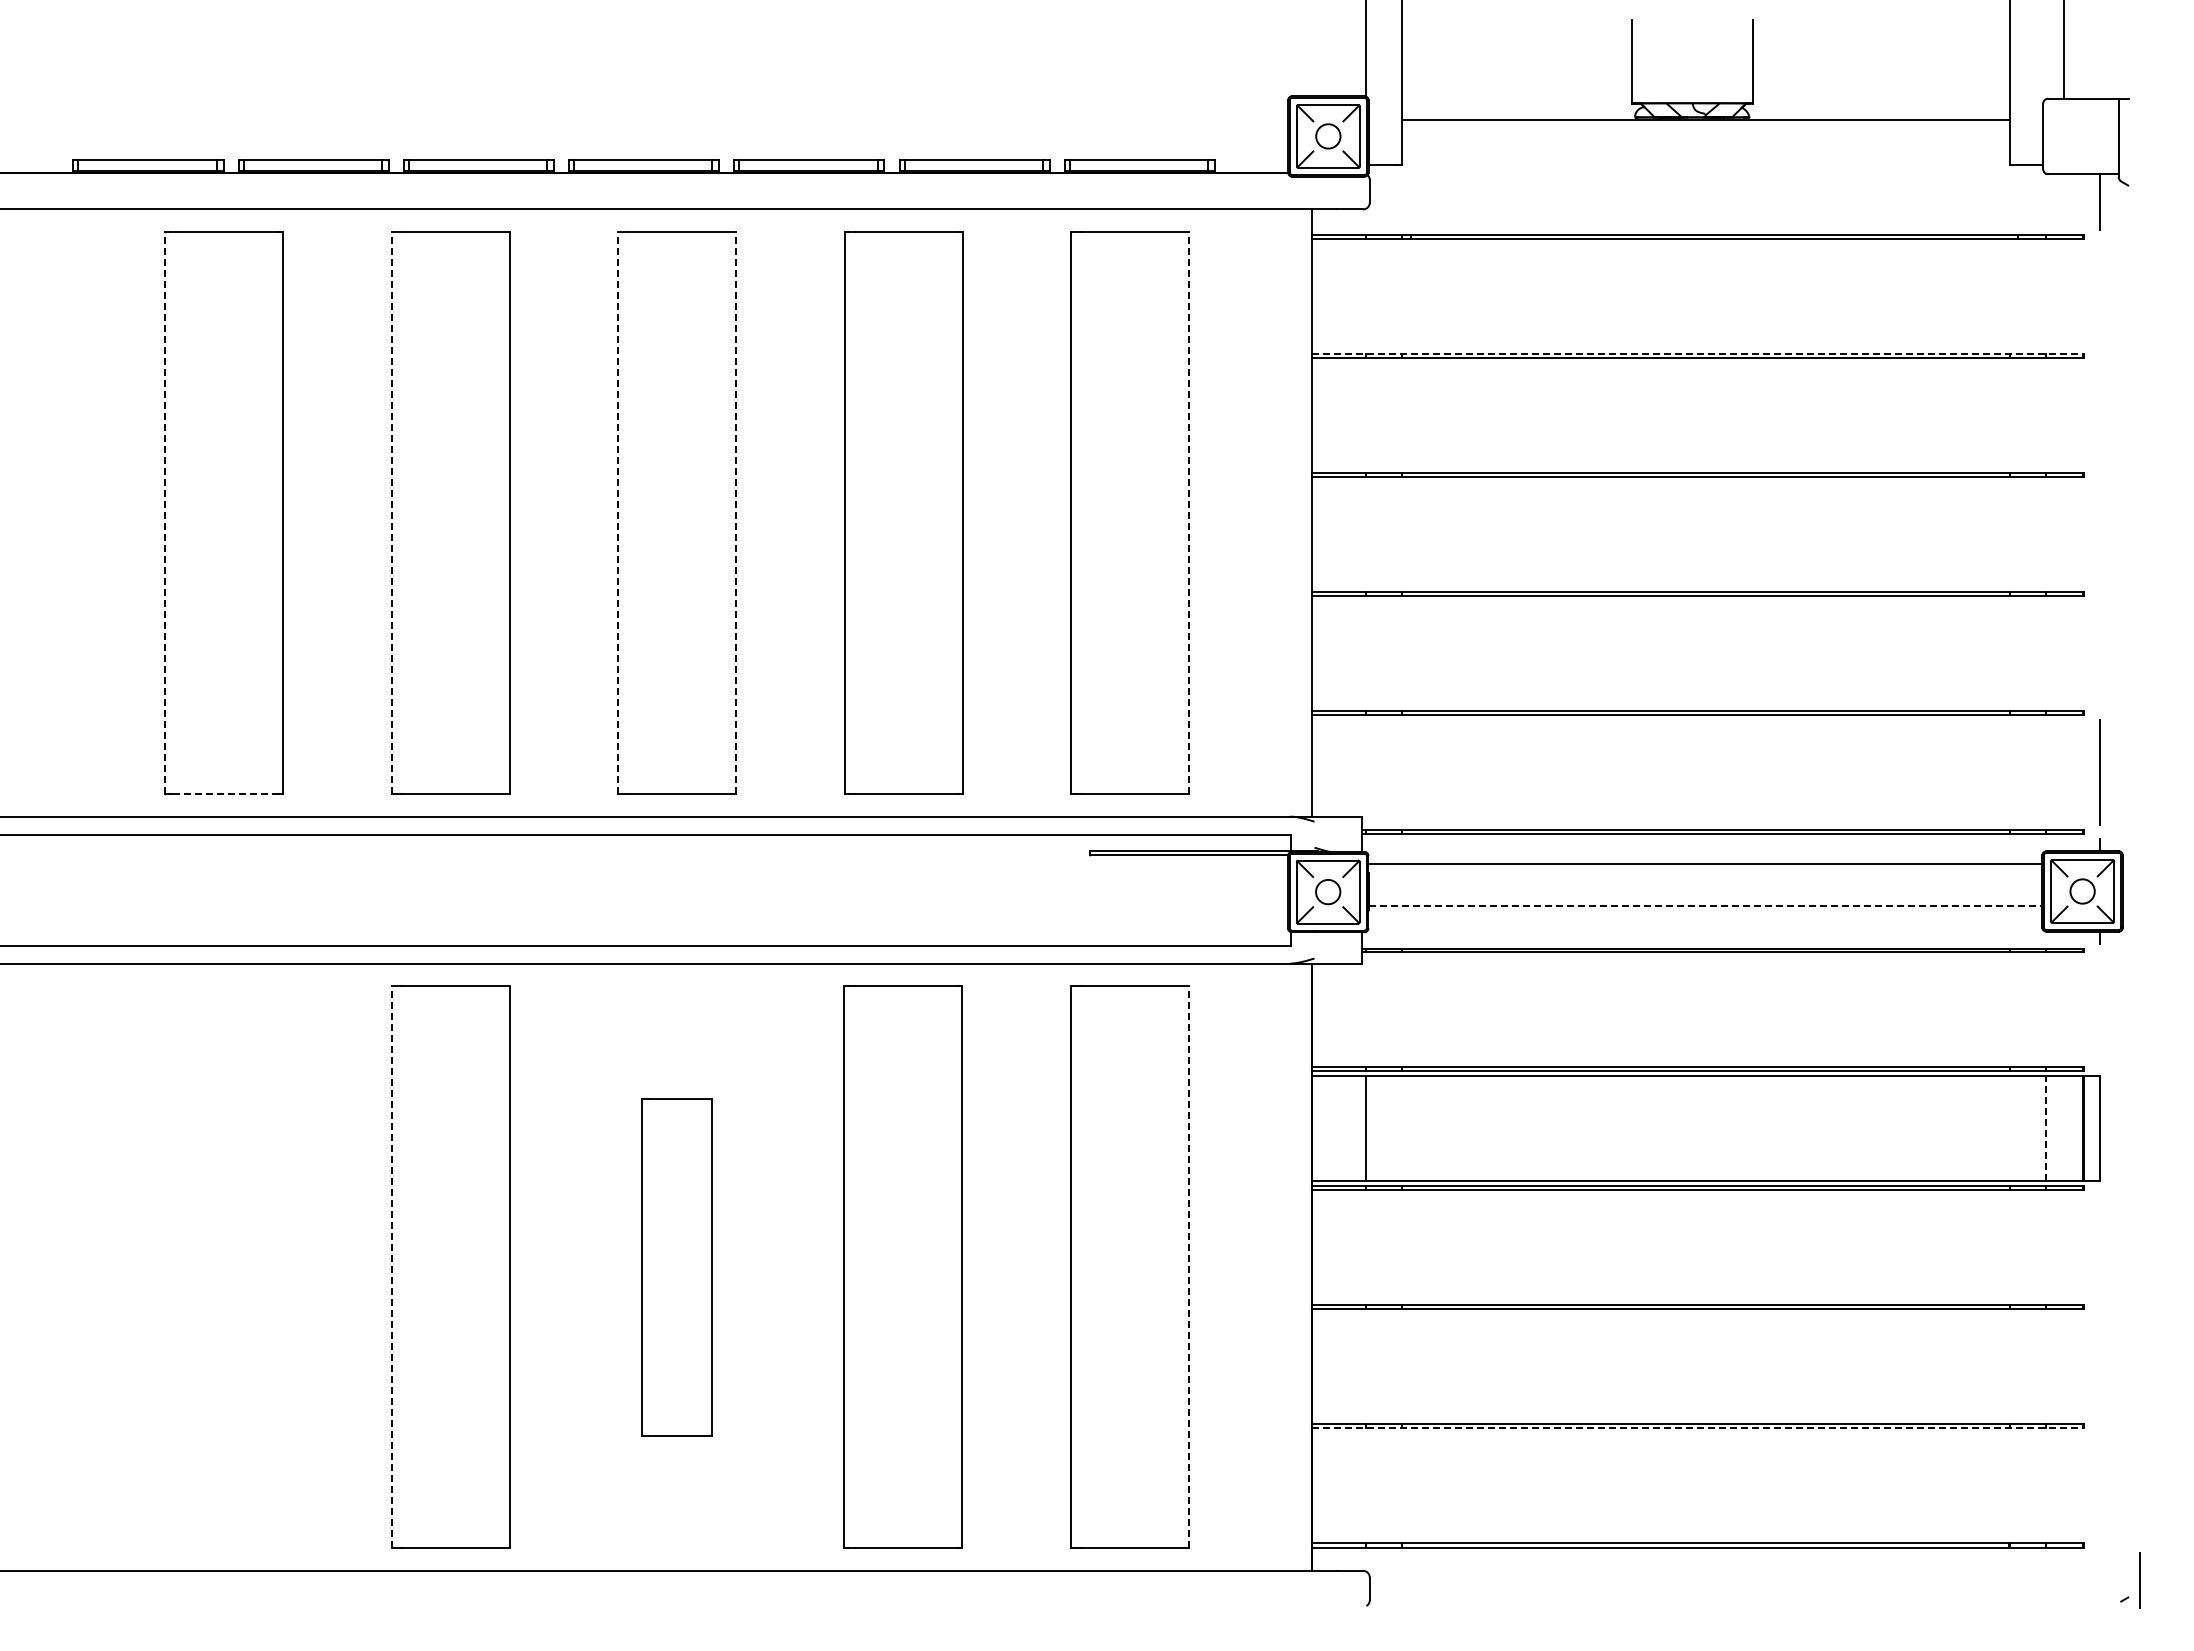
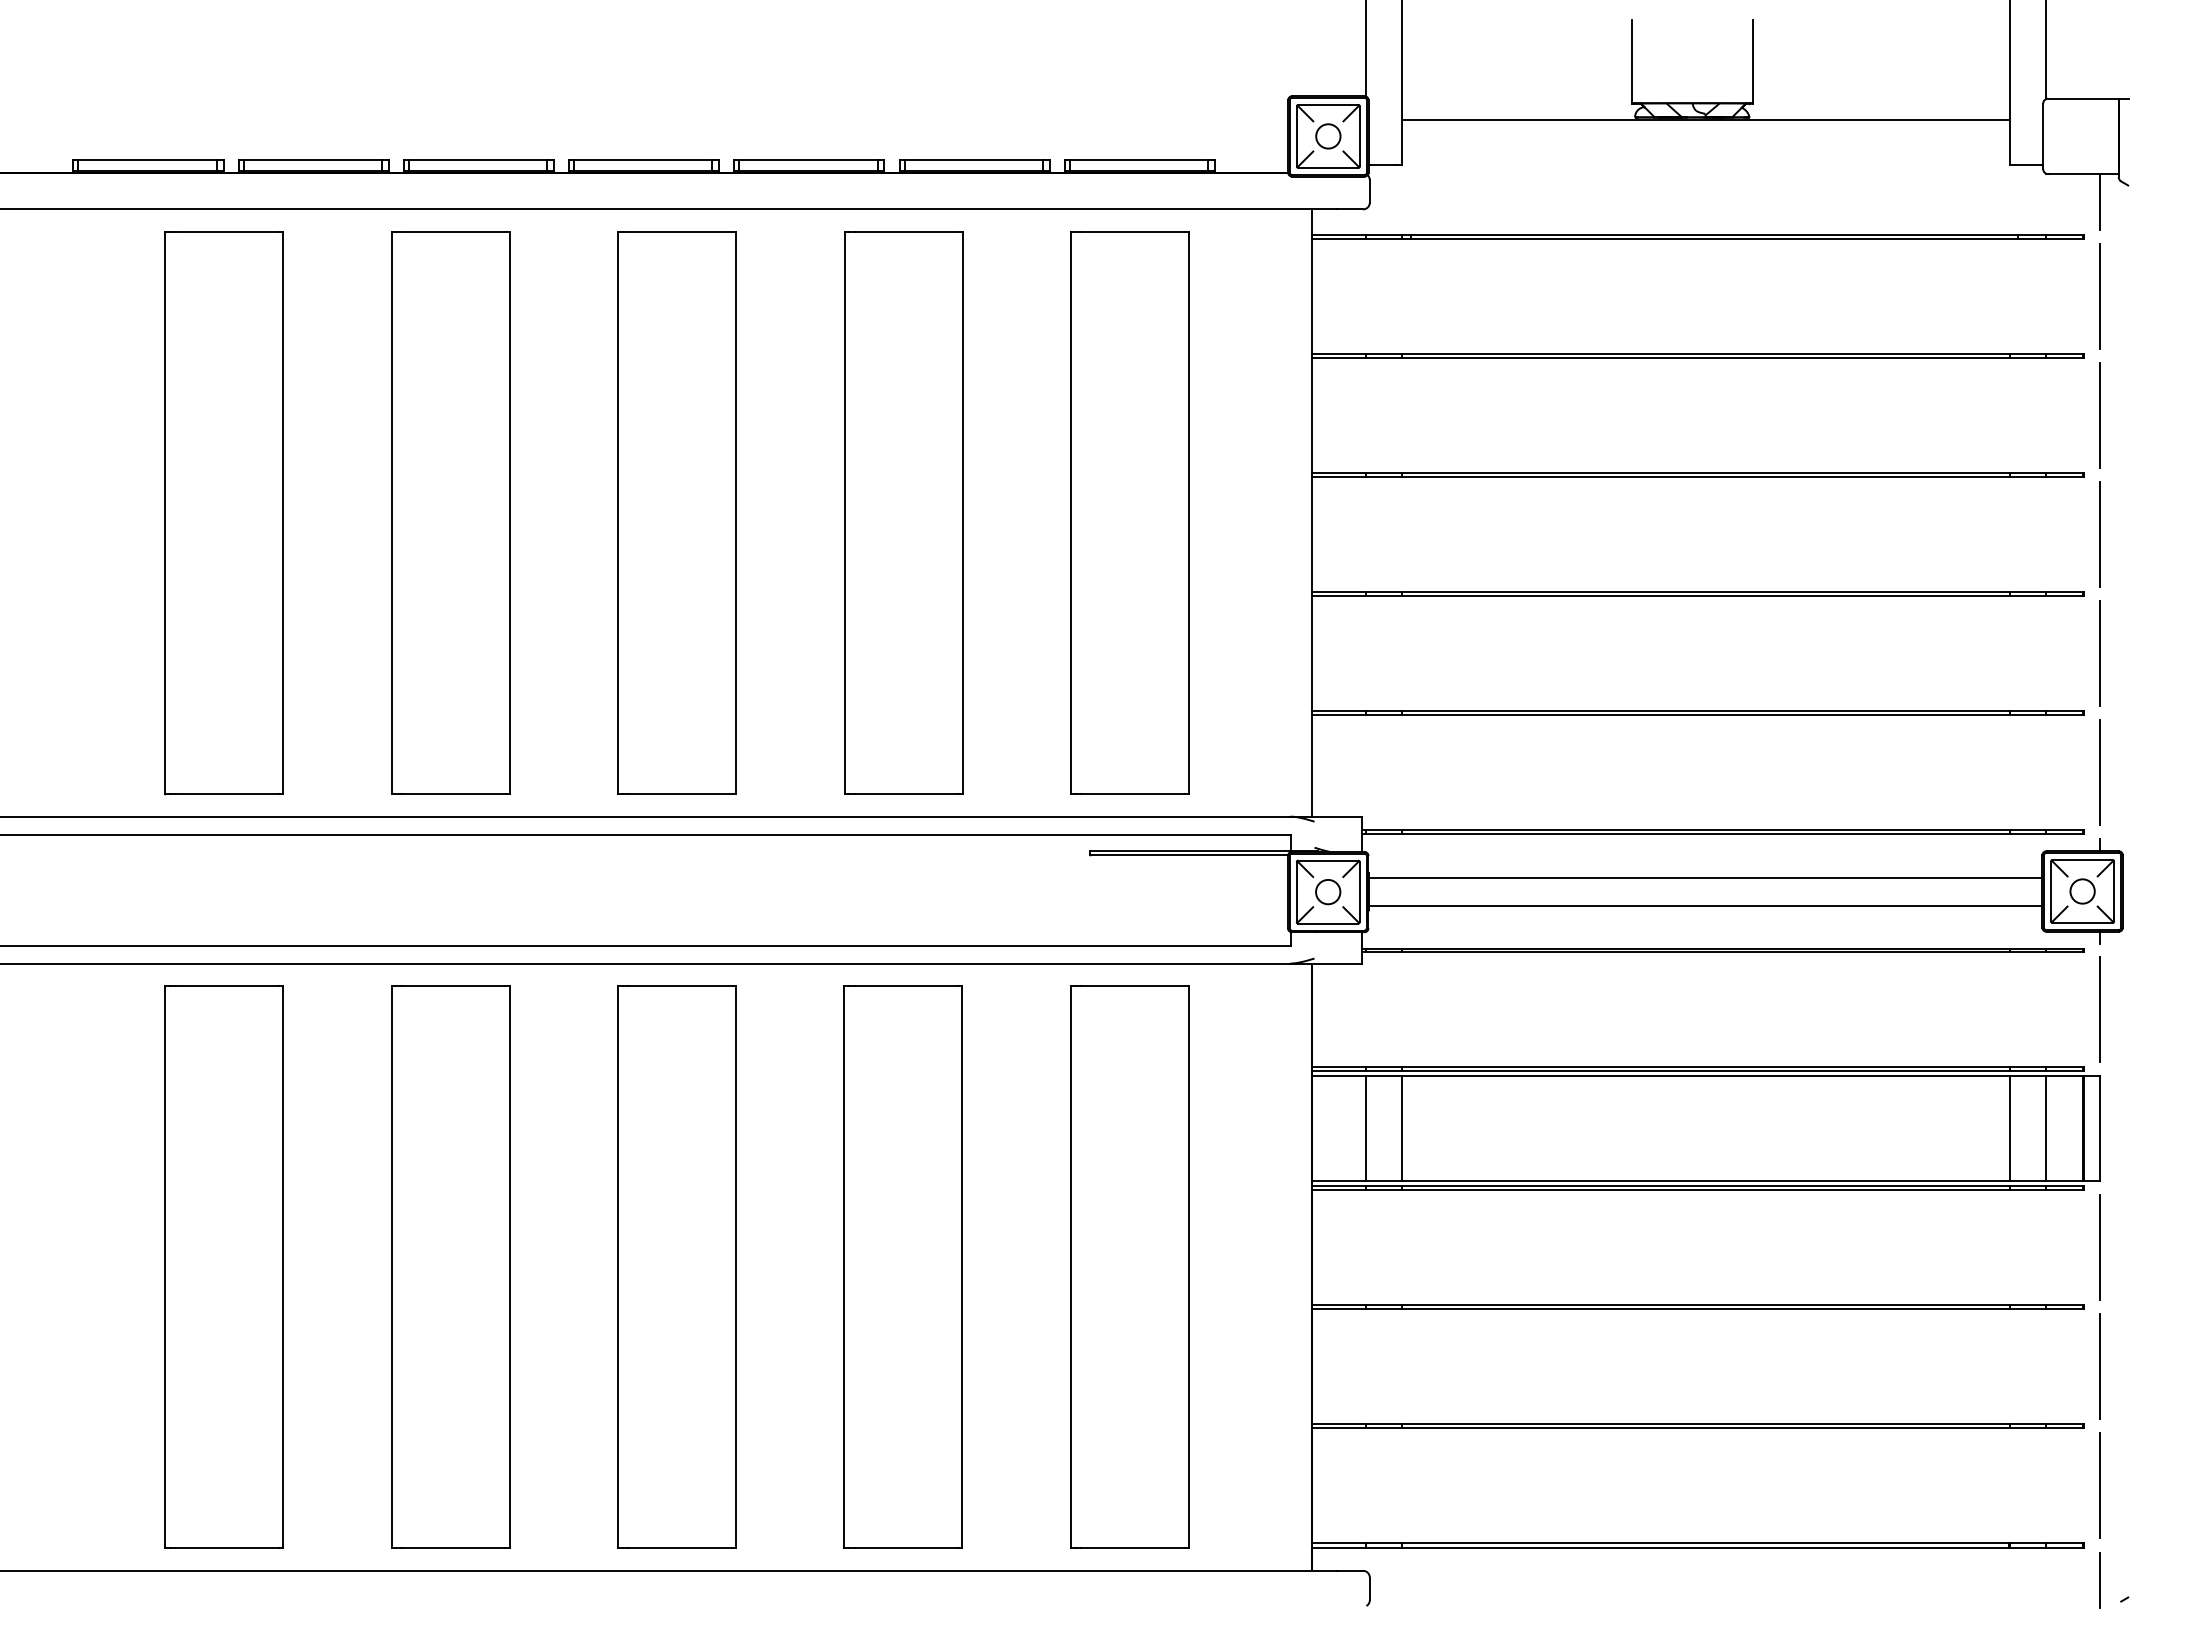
line position: (2063, 50) -> (2045, 50) (2045, 50)
line: none -> present (2099, 295)
line: dashed -> solid (1697, 353)
line: none -> present (2099, 414)
line: dashed -> solid (165, 512)
line: dashed -> solid (391, 512)
line: dashed -> solid (618, 512)
line: dashed -> solid (736, 512)
line: dashed -> solid (1188, 512)
line: none -> present (2099, 534)
line: none -> present (2099, 653)
line: dashed -> solid (227, 794)
line position: (1705, 863) -> (1705, 877) (1705, 877)
line: dashed -> solid (1705, 906)
line: none -> present (2099, 1008)
line: none -> present (1402, 1128)
line: none -> present (2009, 1128)
line: dashed -> solid (2045, 1128)
line: none -> present (2099, 1247)
part: none -> present (223, 1266)
line: dashed -> solid (391, 1266)
line: dashed -> solid (1188, 1266)
part size: 72x339 px -> 120x564 px (676, 1266)
line: none -> present (2099, 1366)
line: dashed -> solid (1698, 1428)
line: none -> present (2099, 1485)
line position: (2139, 1580) -> (2099, 1580) (2099, 1580)
